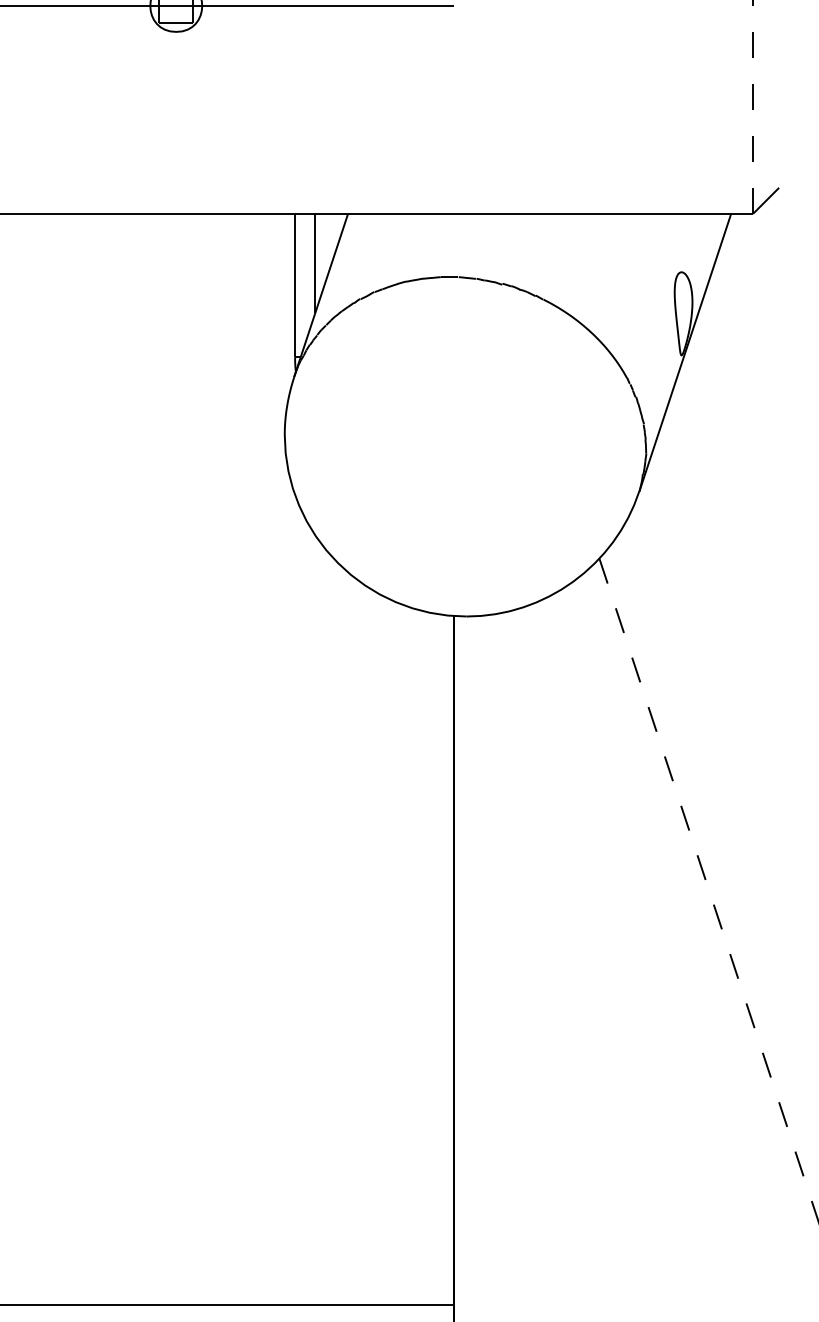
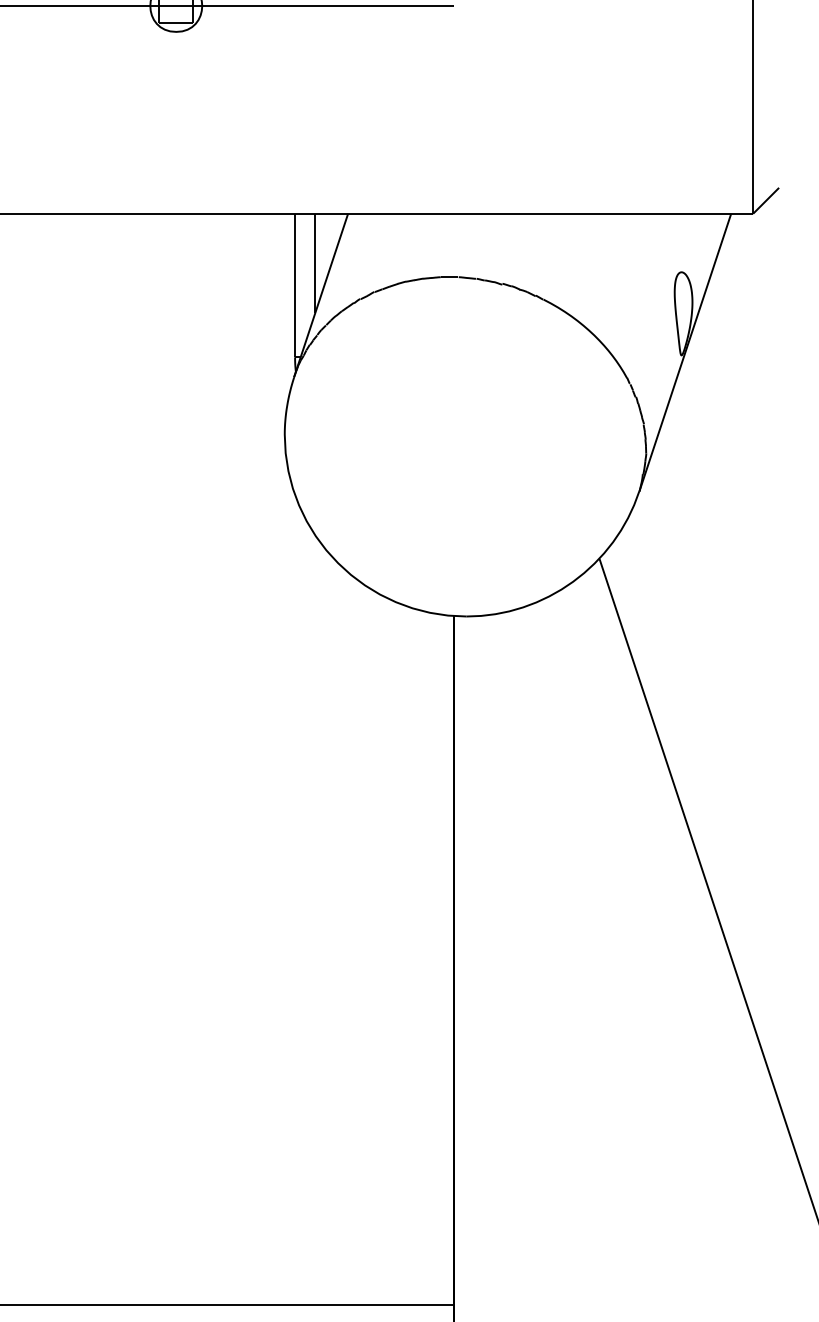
line: dashed -> solid (753, 106)
line: dashed -> solid (709, 891)
